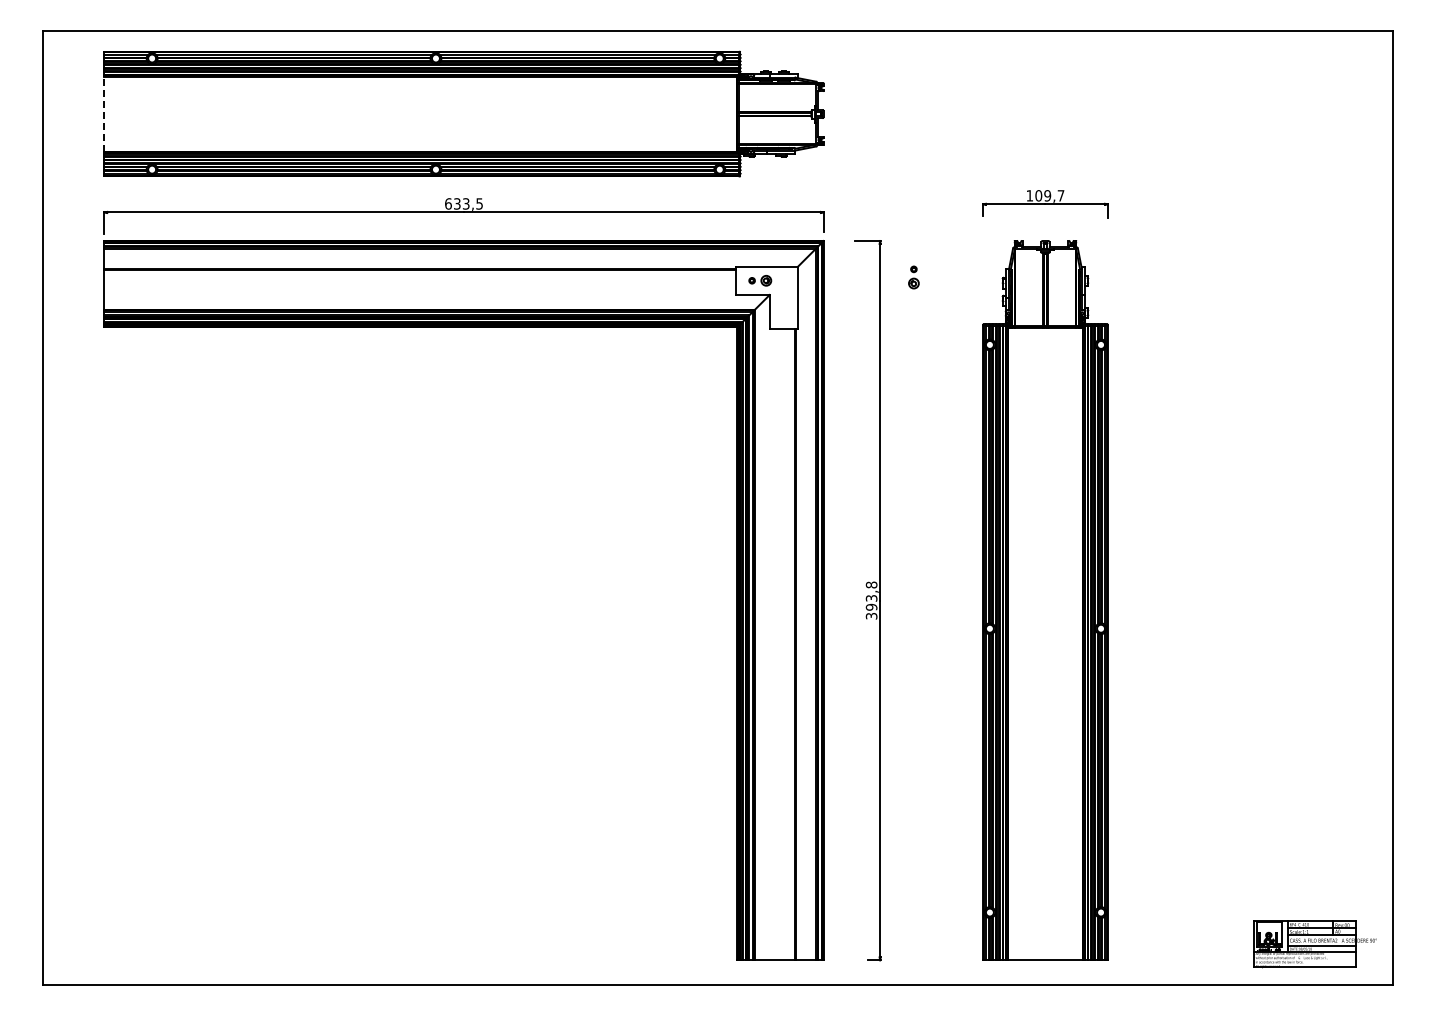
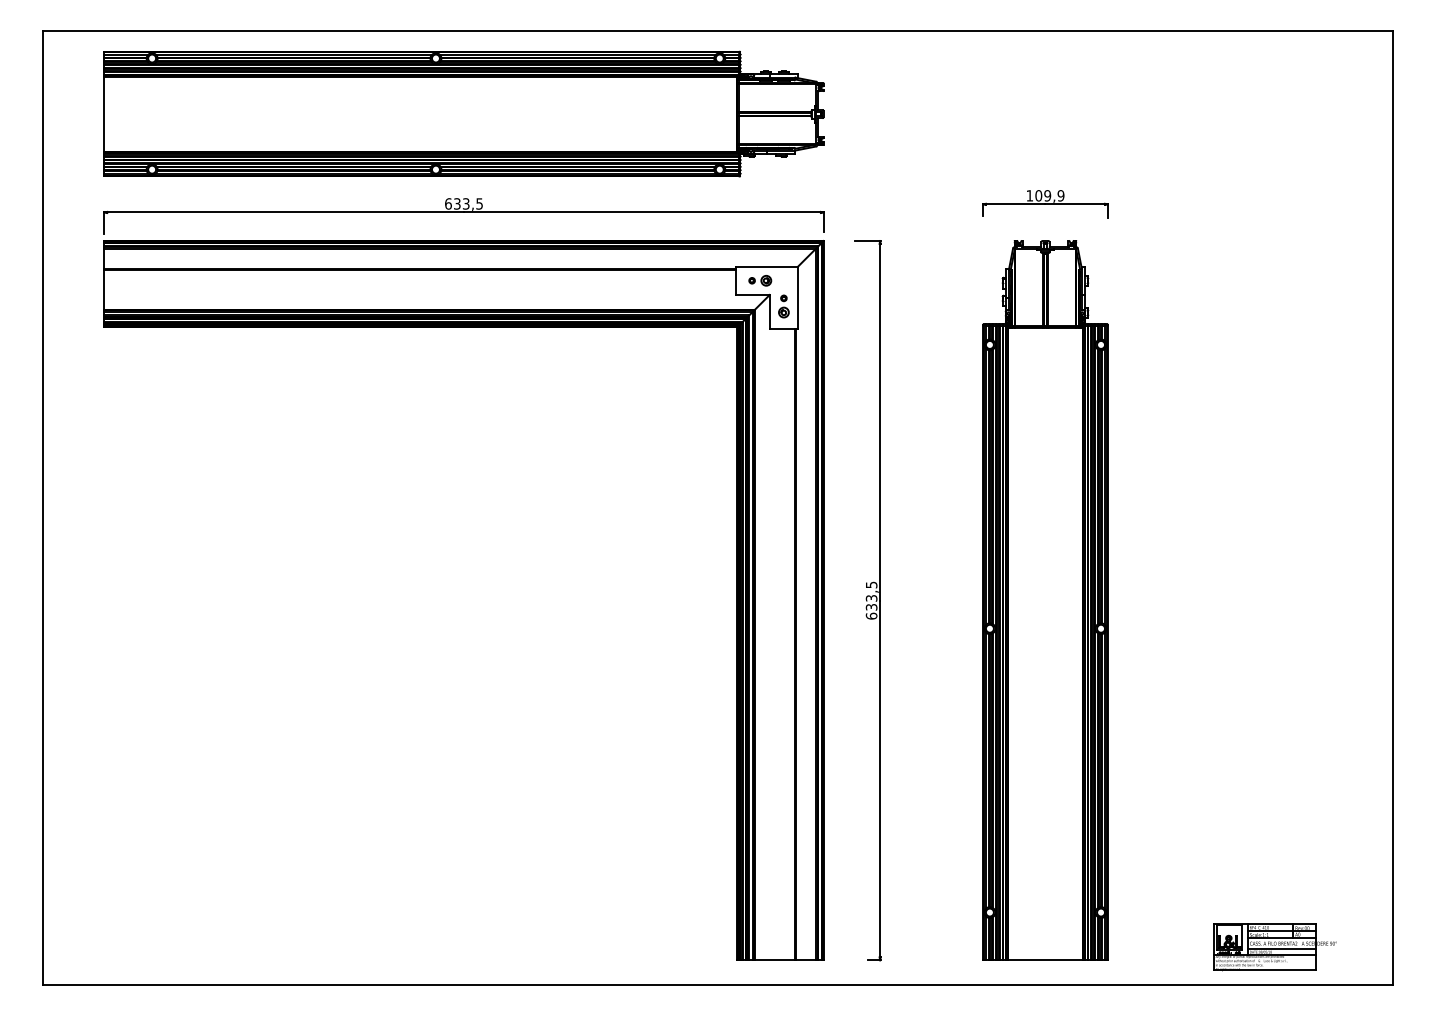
line: dashed -> solid (104, 111)
text: 109,7 -> 109,9 (1060, 195)
part position: (913, 277) -> (783, 306) (783, 306)
text: 393,8 -> 633,5 (871, 600)
part position: (1314, 944) -> (1274, 947) (1274, 947)
